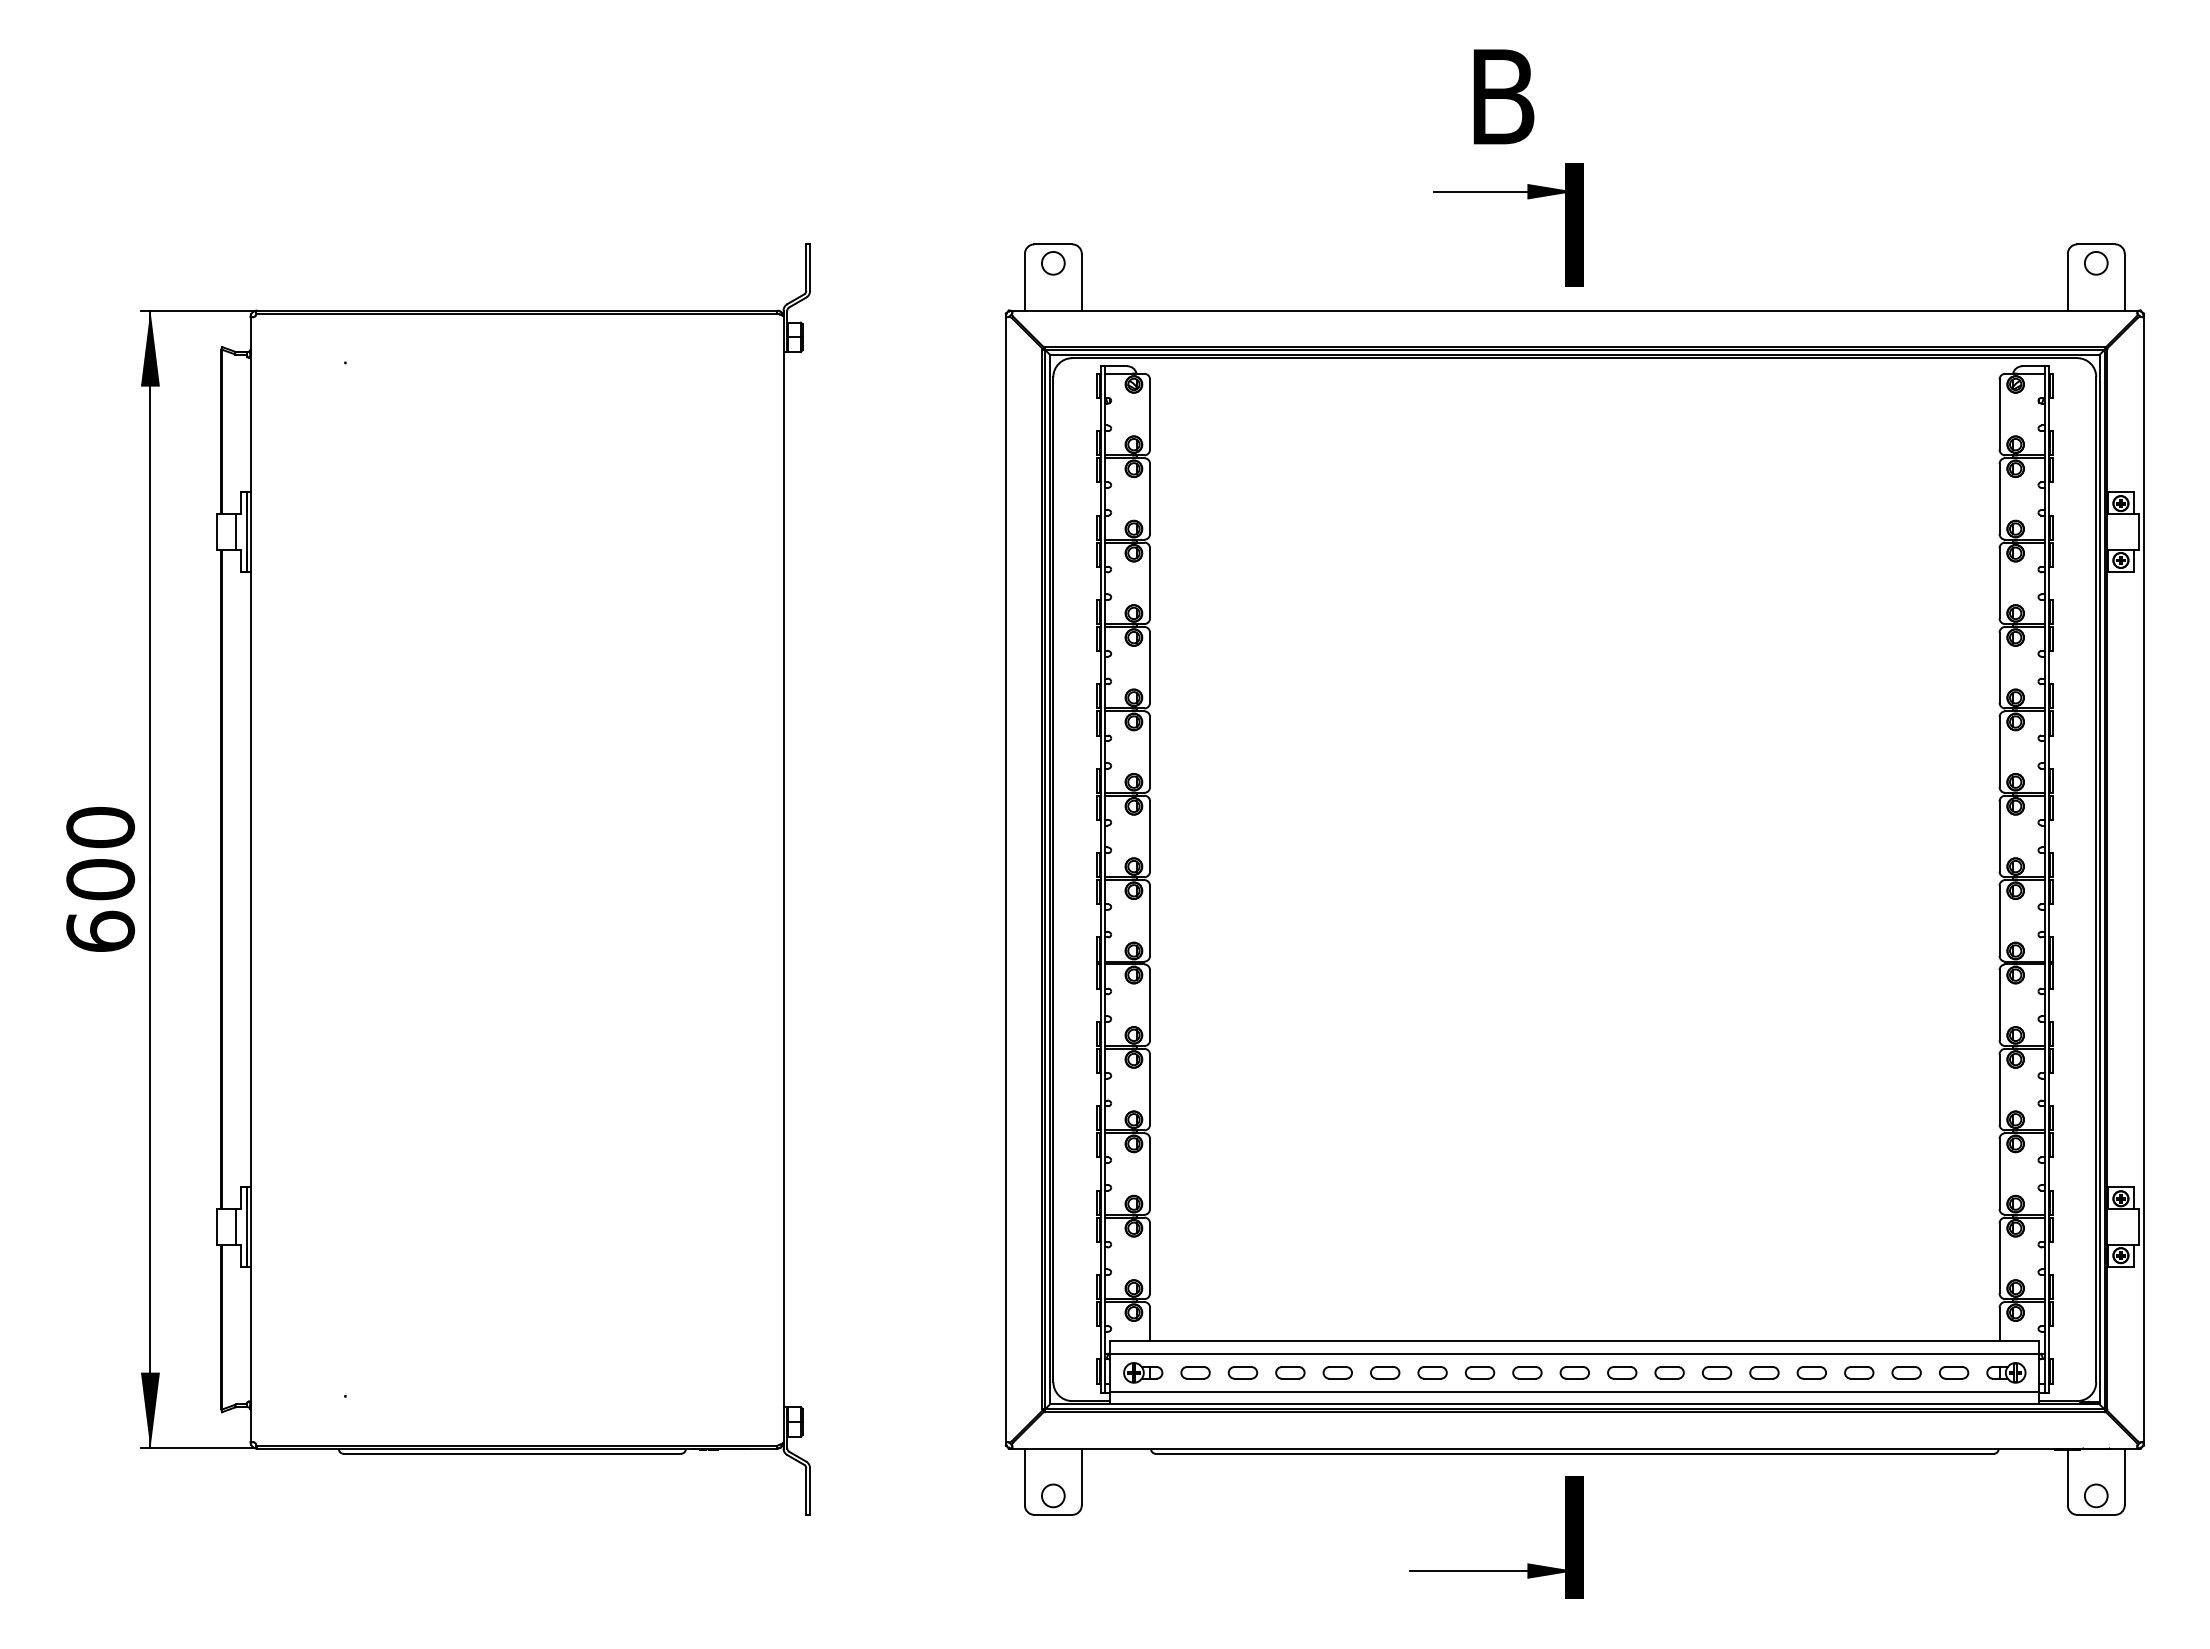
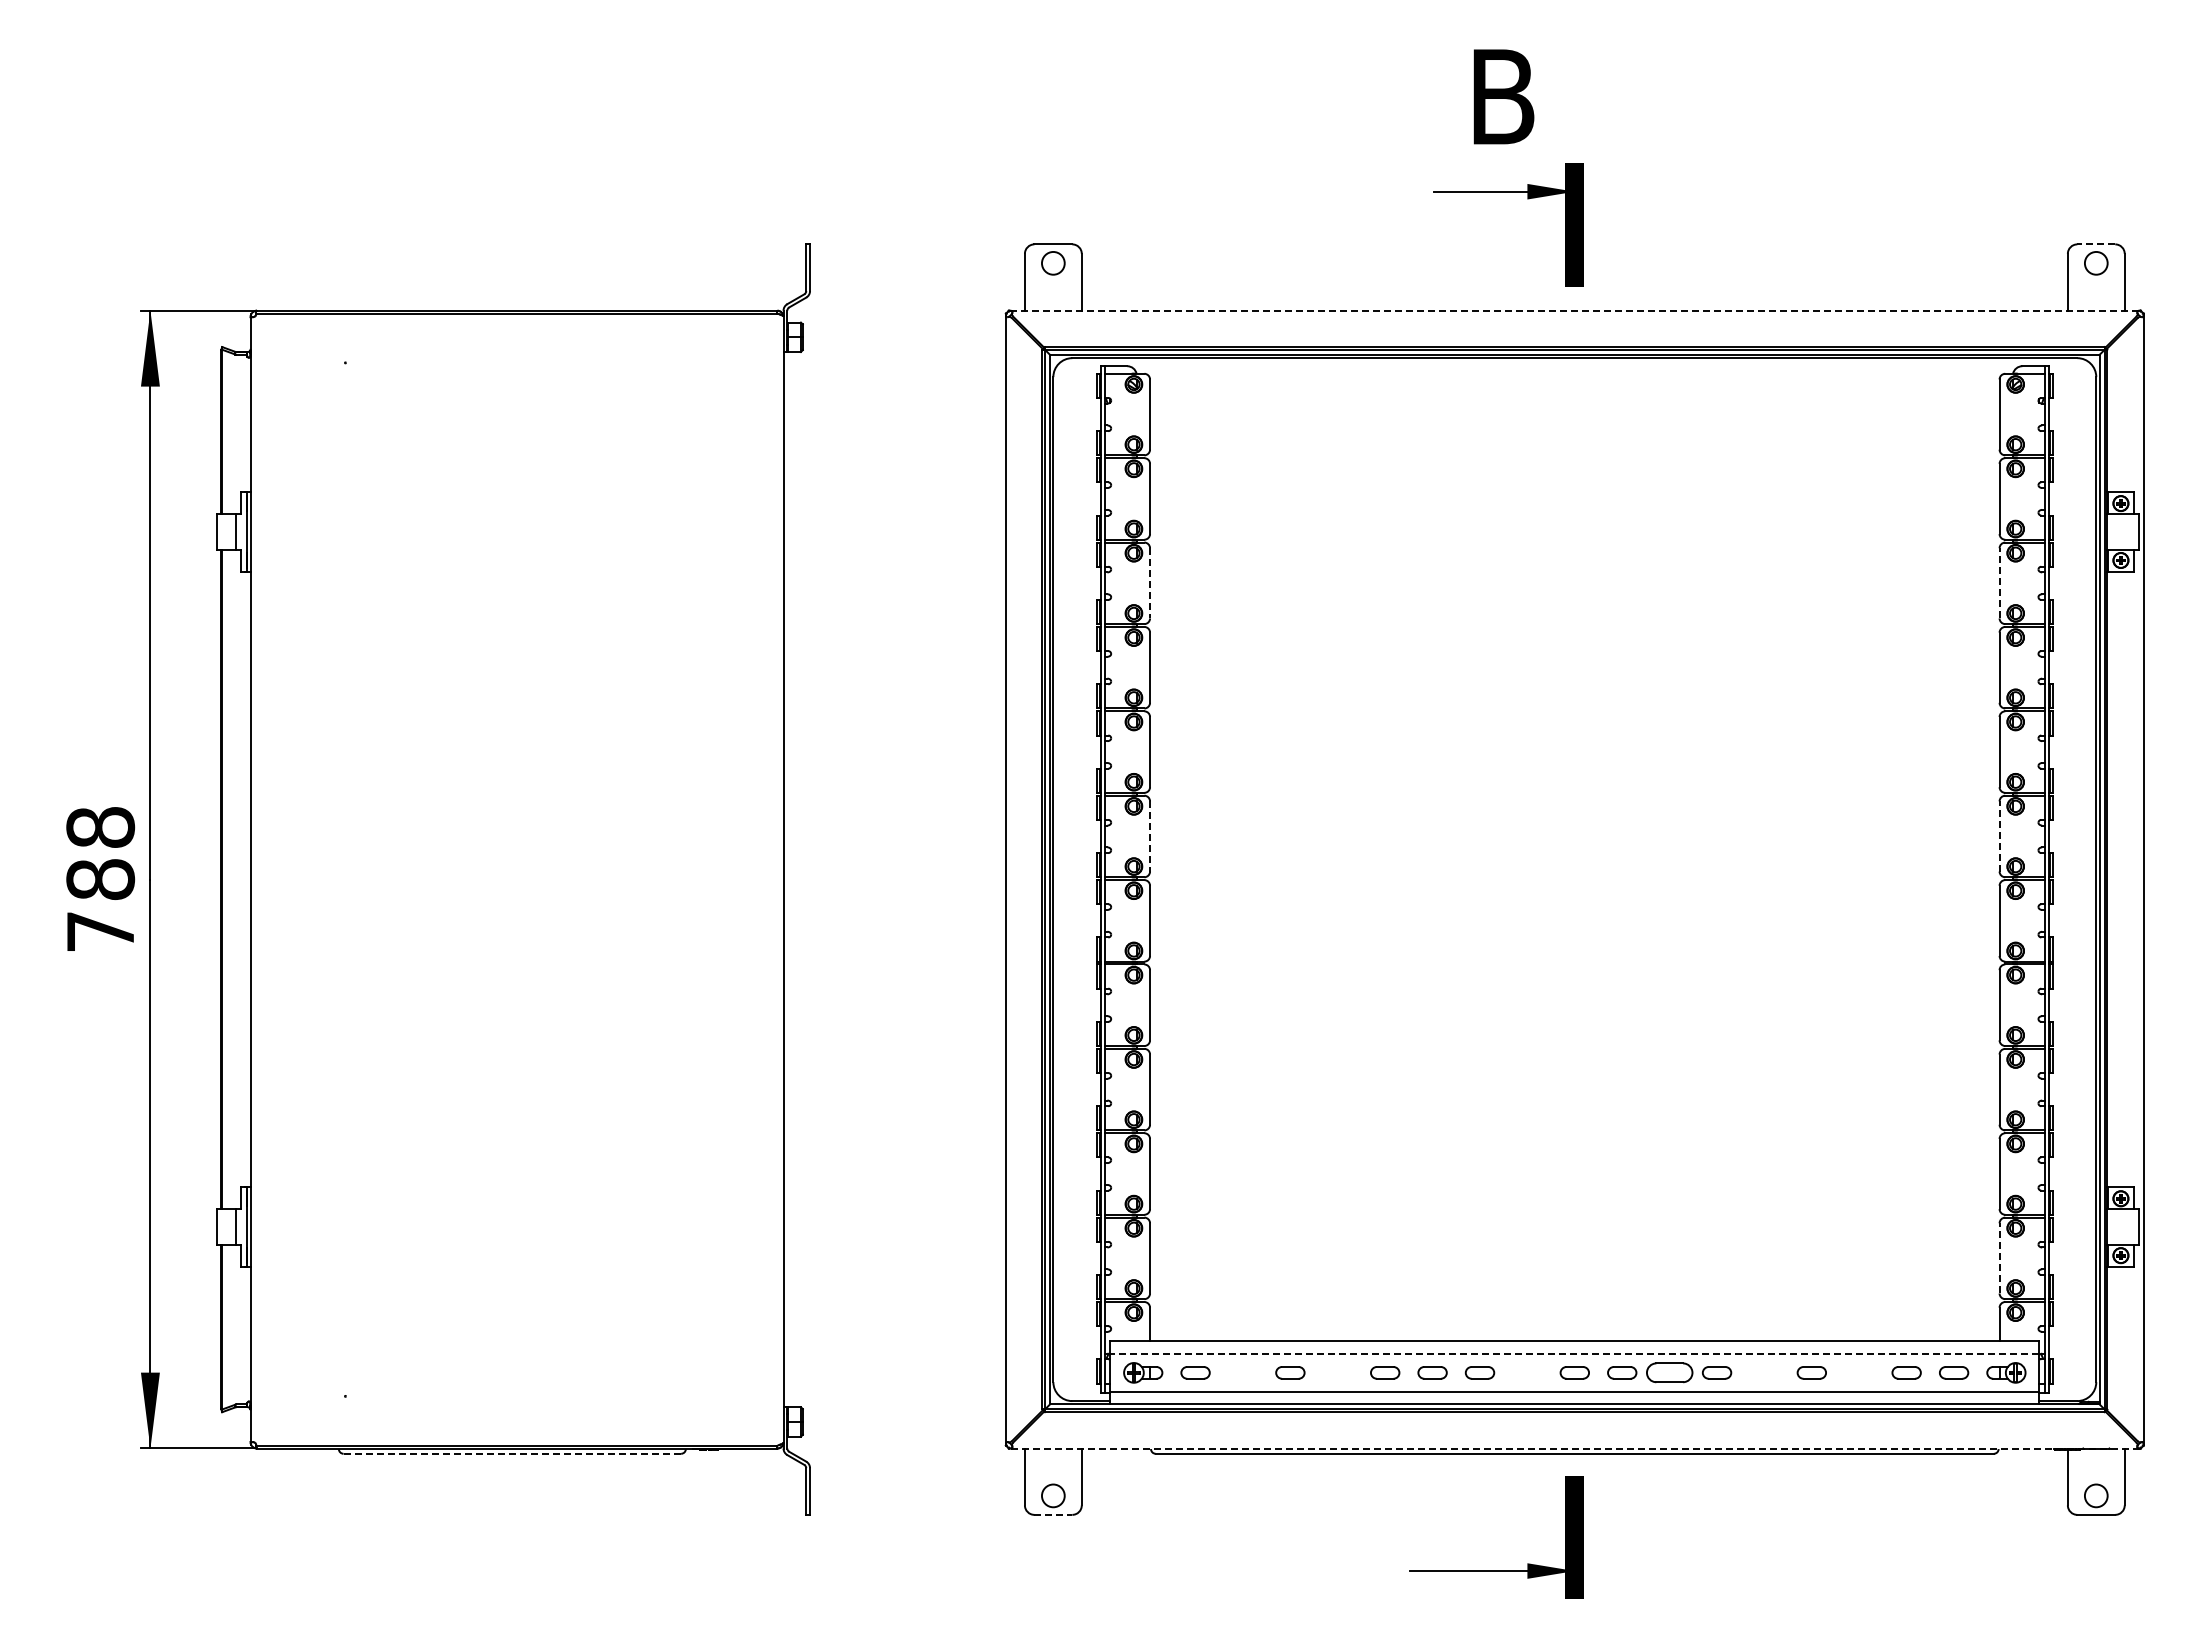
line: solid -> dashed (2096, 244)
line: solid -> dashed (1575, 310)
line: solid -> dashed (1999, 582)
line: solid -> dashed (1150, 583)
line: solid -> dashed (1999, 835)
line: solid -> dashed (1150, 836)
text: 600 -> 788 (100, 878)
line: solid -> dashed (1999, 1257)
line: solid -> dashed (1574, 1353)
part: present -> none (1242, 1372)
part: present -> none (1337, 1372)
part: present -> none (1527, 1372)
part size: 31x14 px -> 48x22 px (1669, 1372)
part: present -> none (1764, 1372)
part: present -> none (1859, 1372)
line: solid -> dashed (1574, 1448)
line: solid -> dashed (512, 1453)
line: solid -> dashed (1053, 1514)
